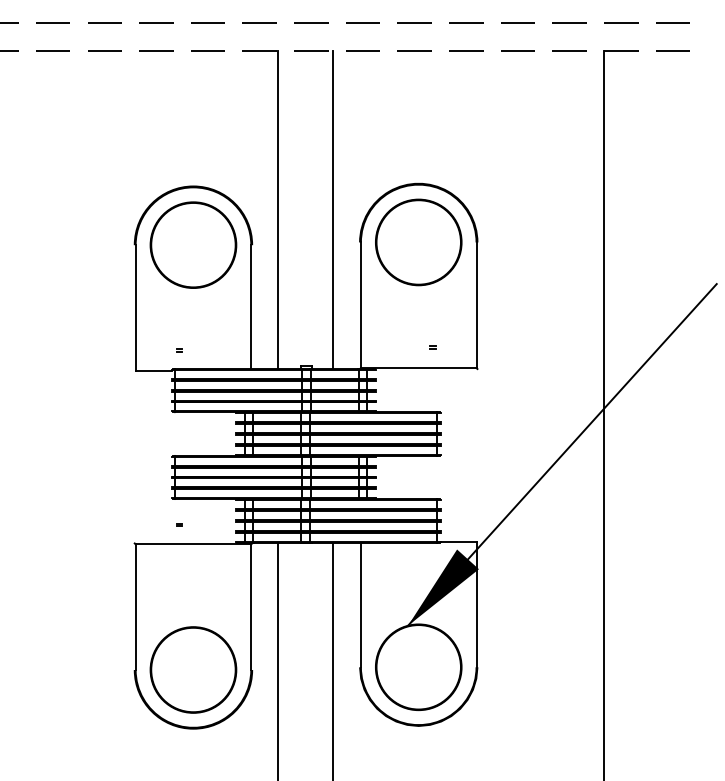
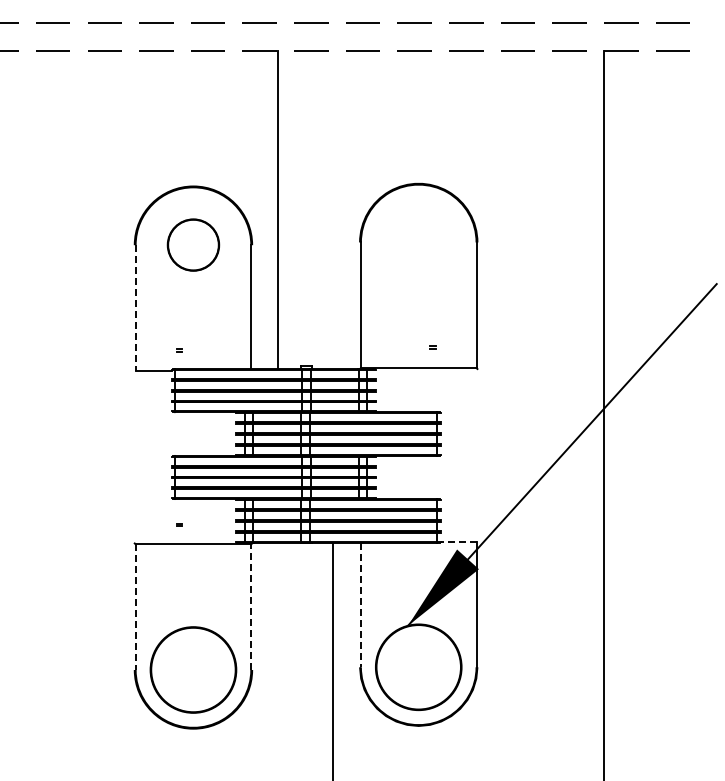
line: present -> none (332, 209)
part: present -> none (418, 242)
part size: 89x88 px -> 55x54 px (193, 244)
line: solid -> dashed (135, 308)
line: solid -> dashed (458, 541)
line: solid -> dashed (360, 605)
line: solid -> dashed (135, 607)
line: solid -> dashed (251, 607)
line: present -> none (278, 659)
